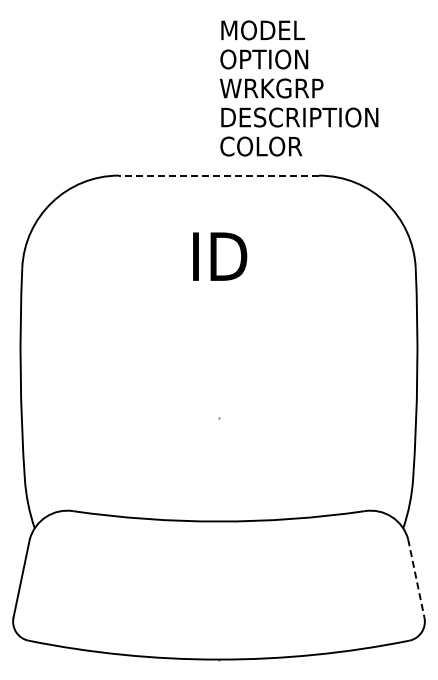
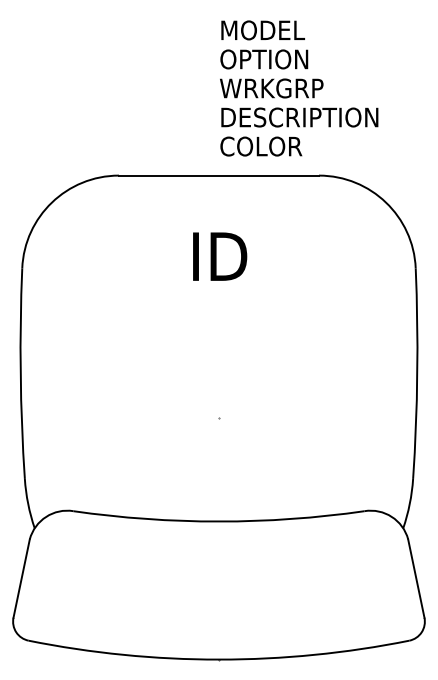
line: dashed -> solid (218, 175)
line: dashed -> solid (416, 579)
